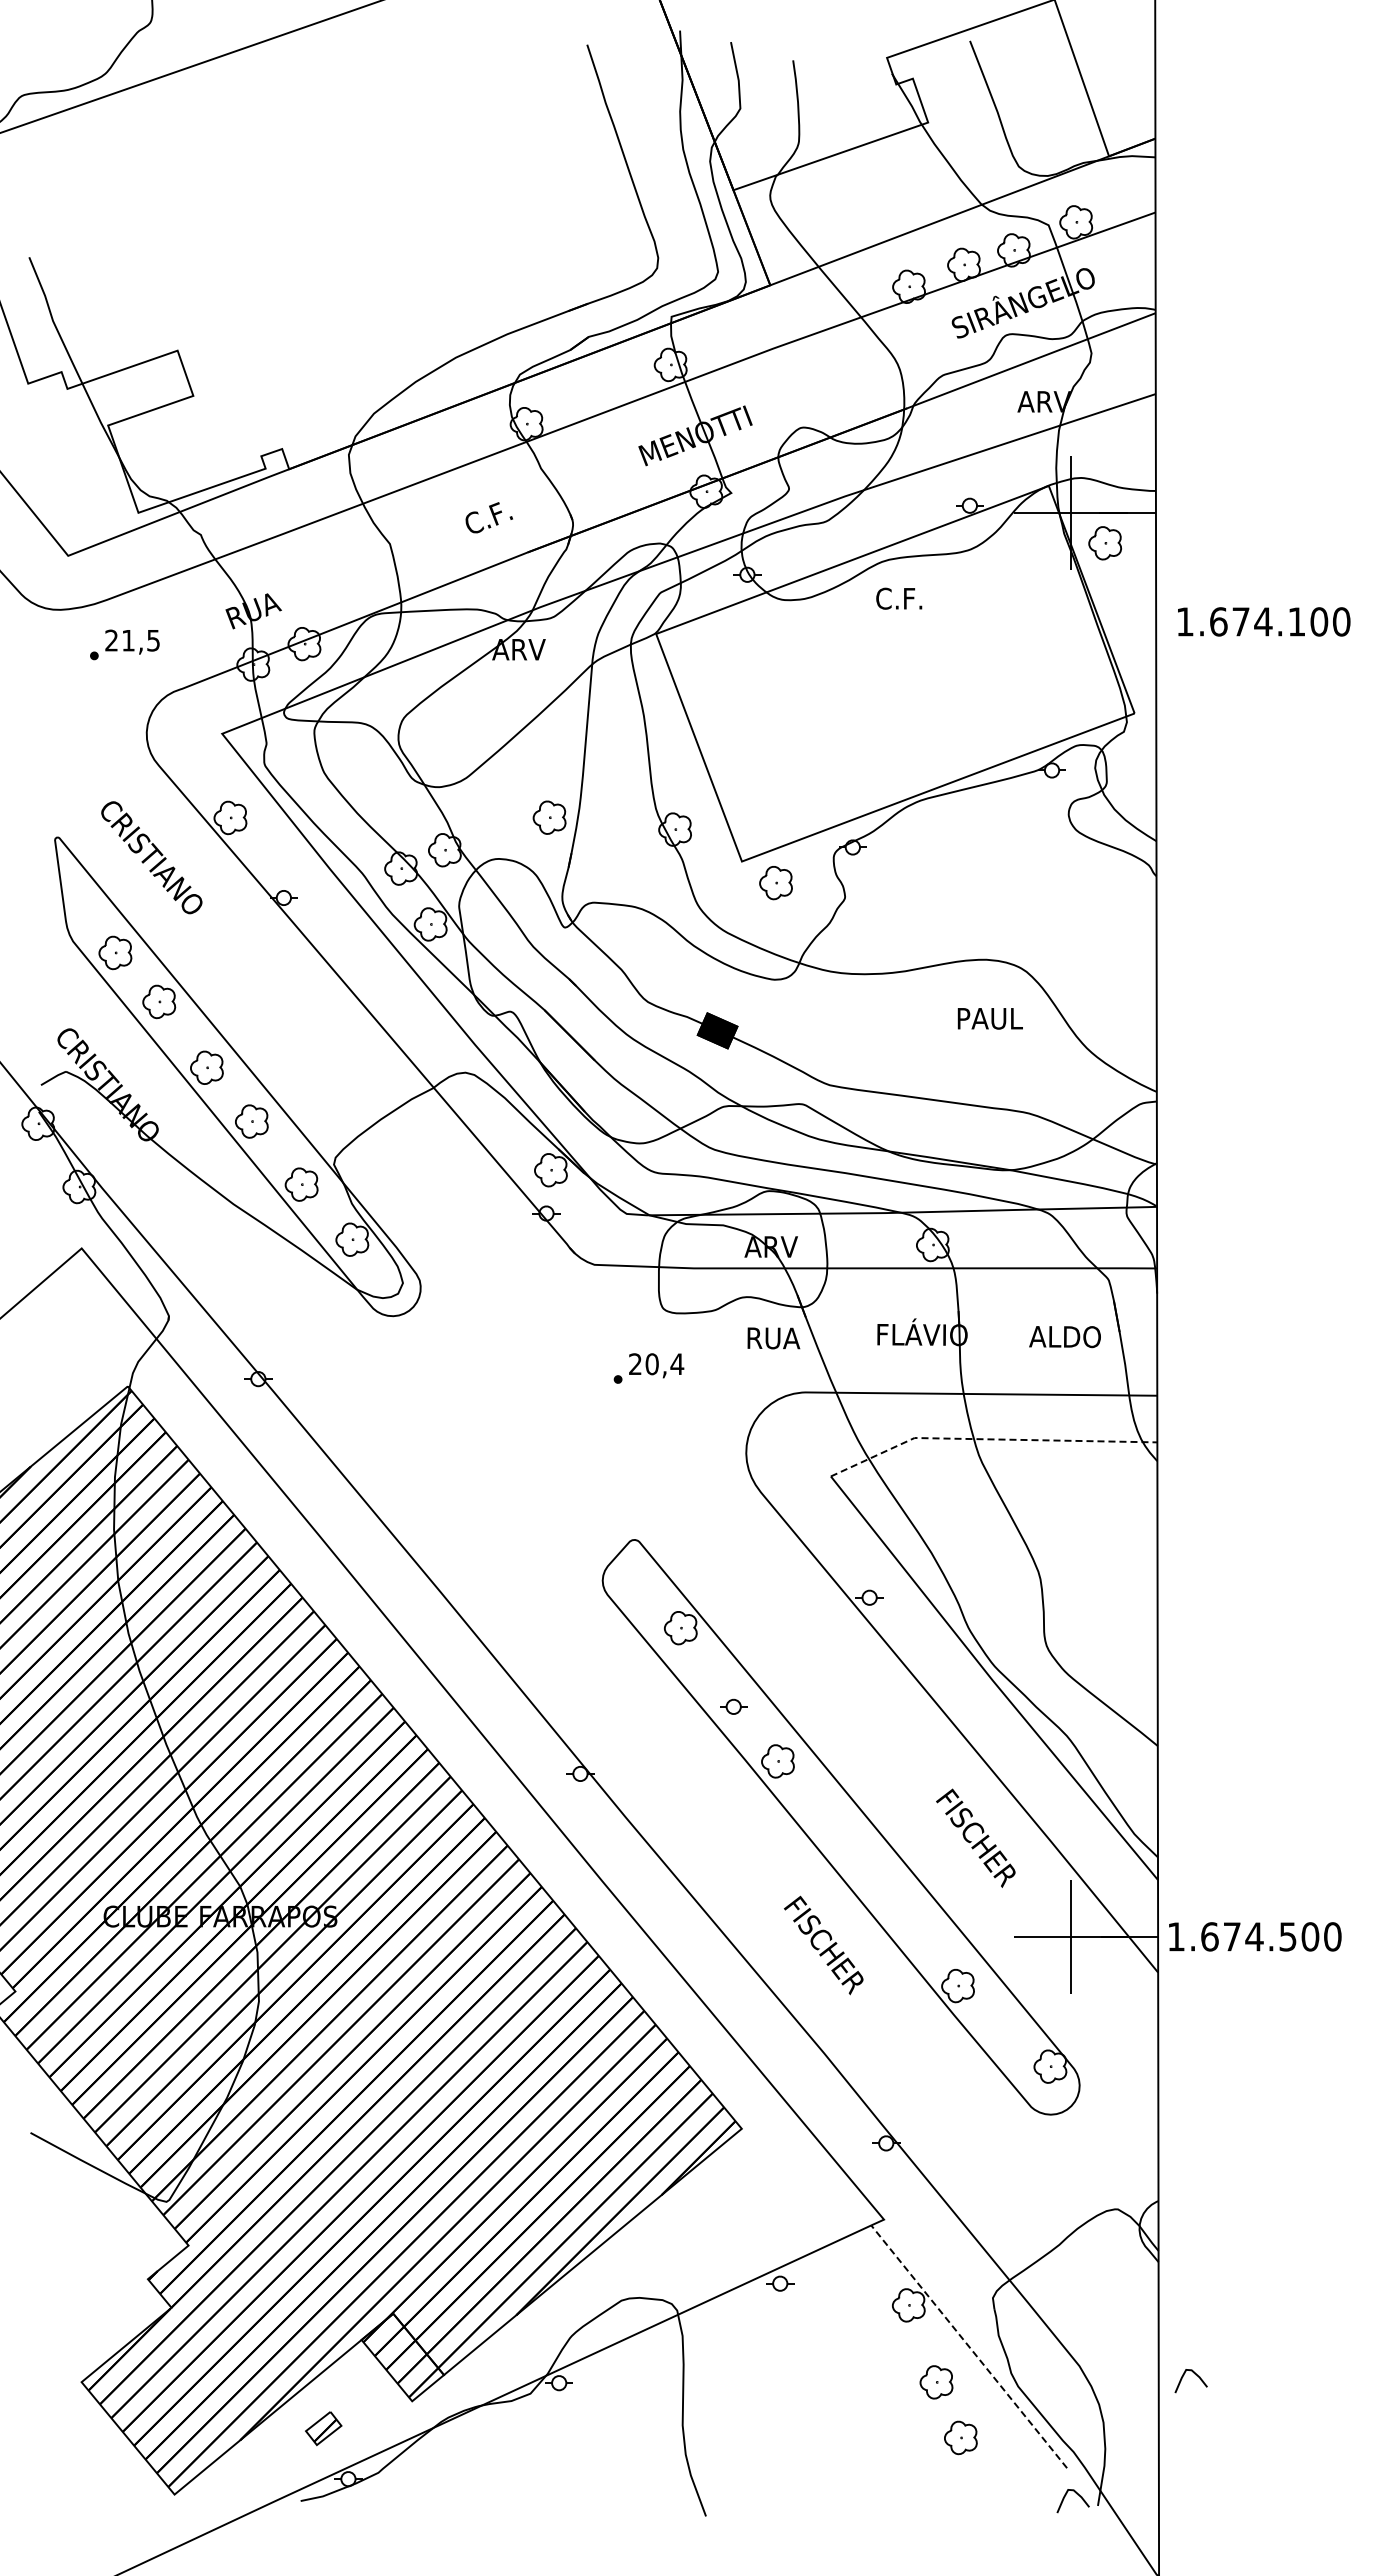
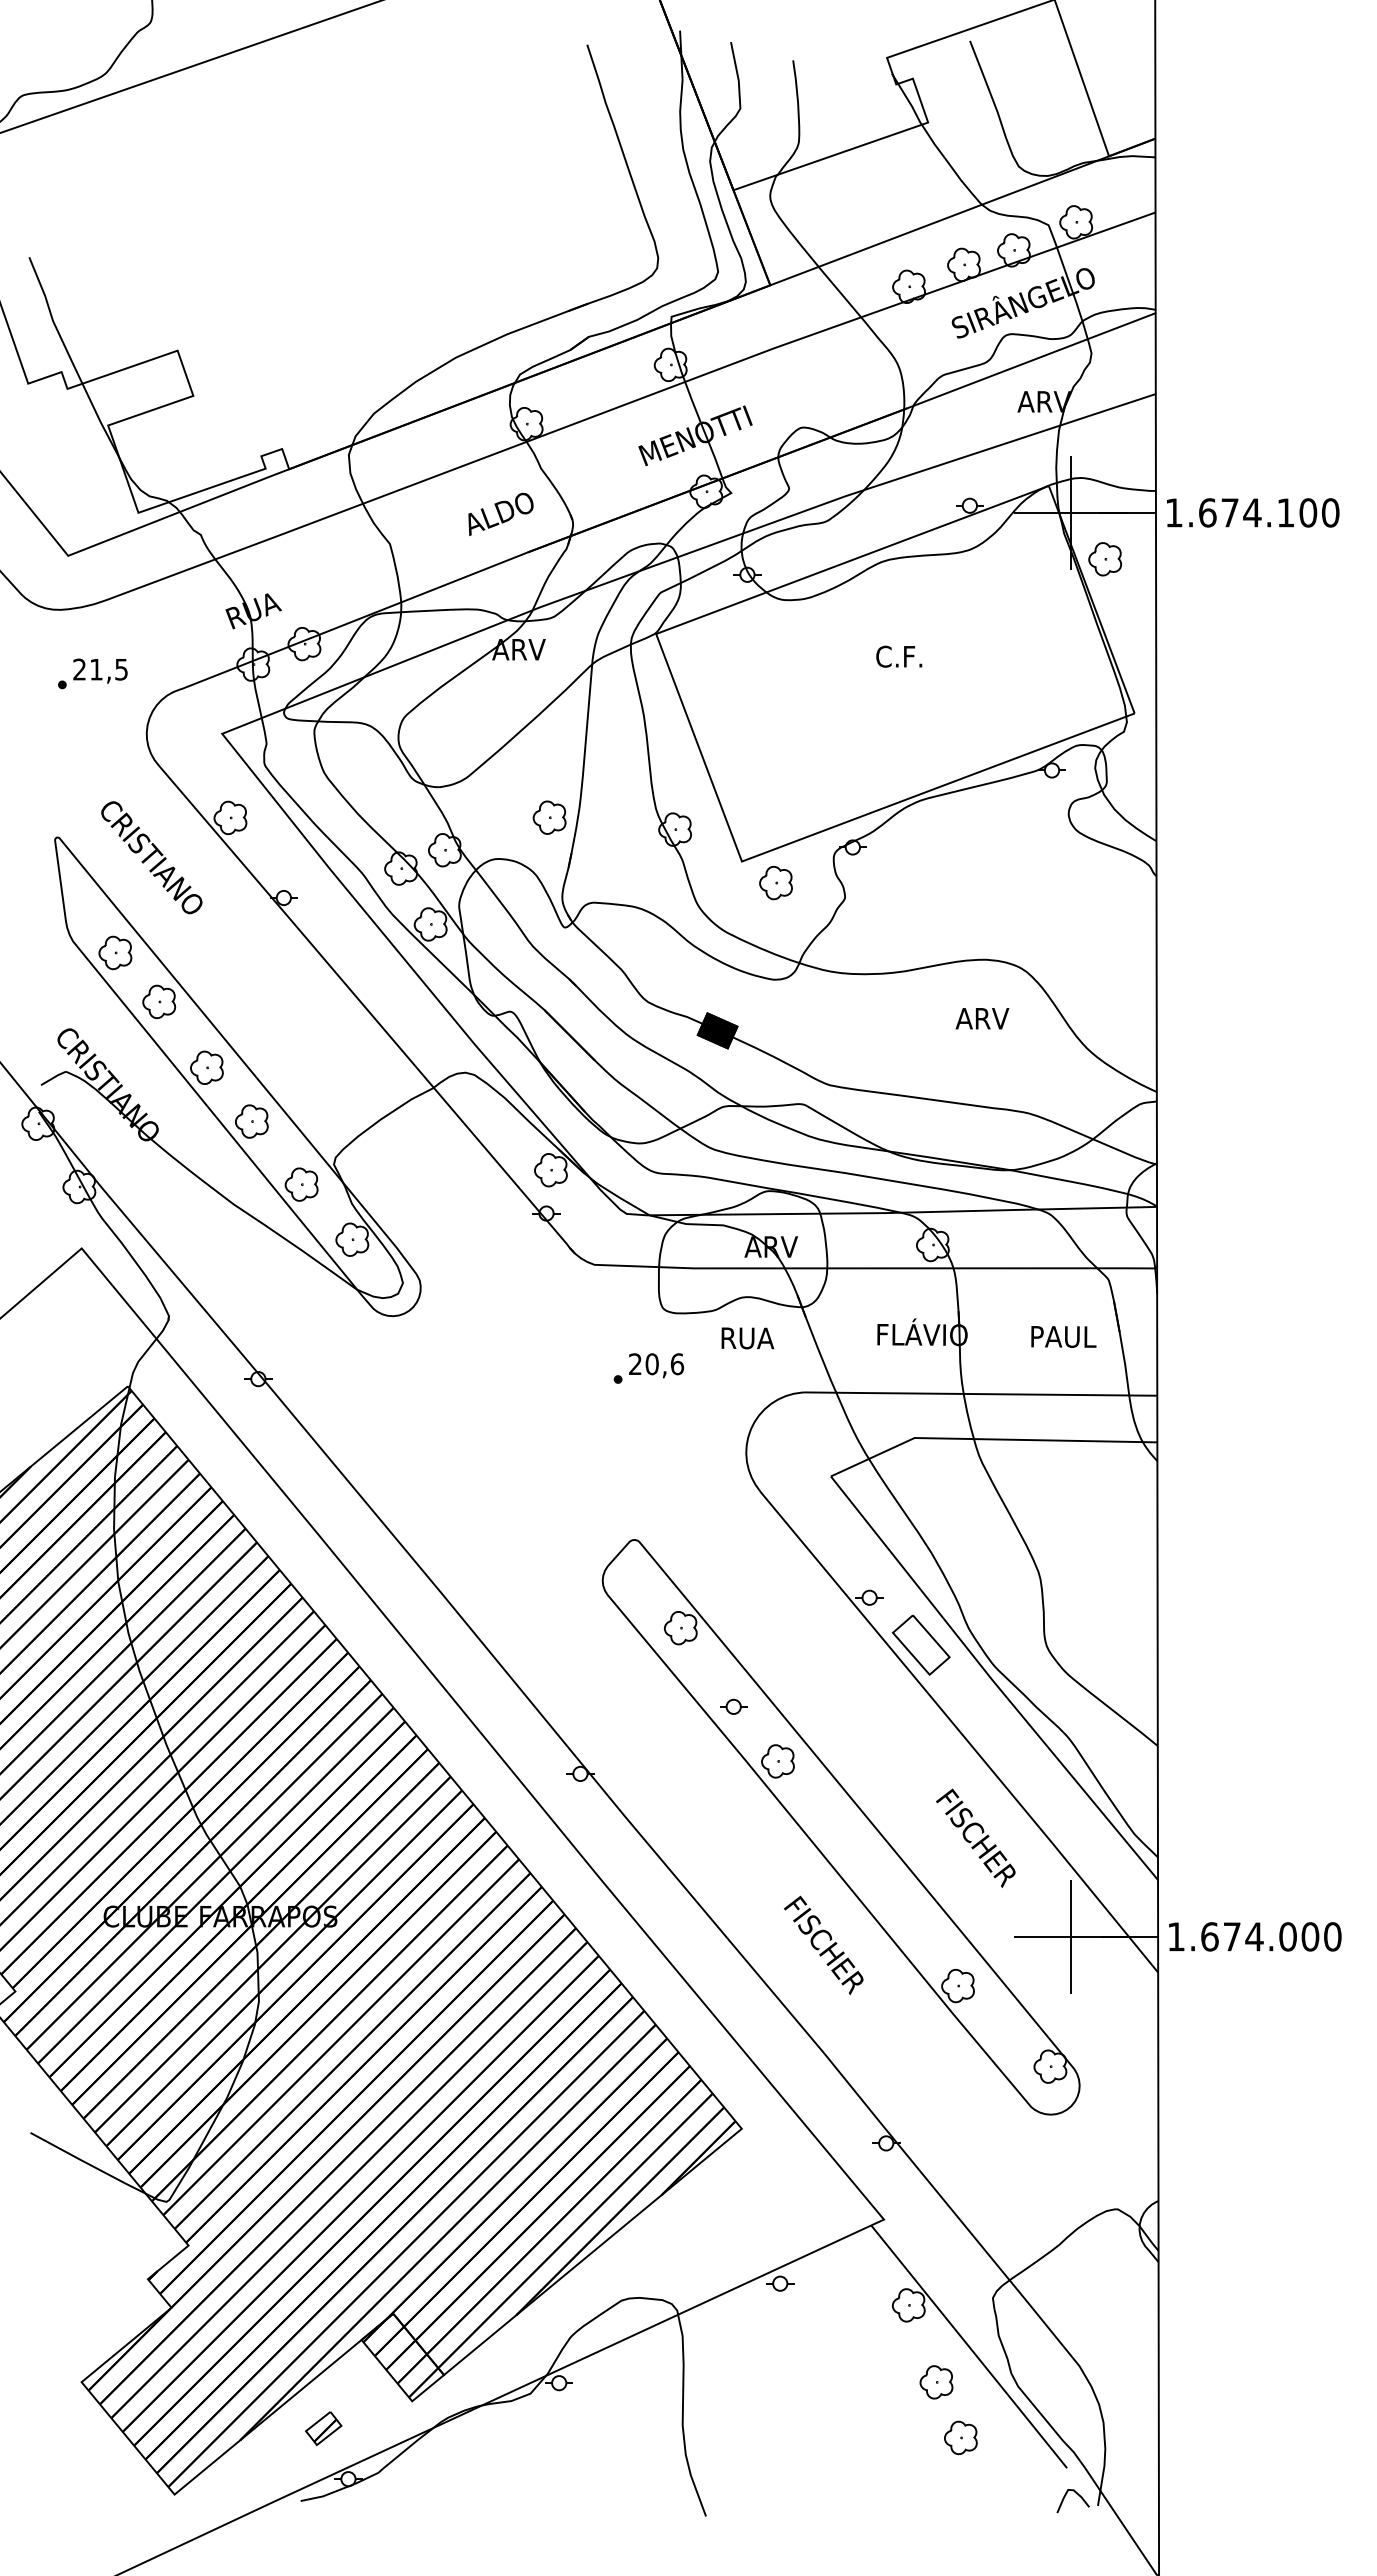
text: C.F. -> ALDO (499, 514)
part position: (1105, 543) -> (1105, 559) (1105, 559)
text position: (899, 598) -> (899, 656) (899, 656)
text position: (1264, 621) -> (1253, 512) (1253, 512)
part position: (124, 644) -> (92, 673) (92, 673)
text: PAUL -> ARV (988, 1018)
text: ALDO -> PAUL (1064, 1337)
text position: (773, 1338) -> (747, 1338) (747, 1338)
text: 20,4 -> 20,6 (677, 1364)
line: dashed -> solid (989, 1439)
part: none -> present (920, 1644)
text: 1.674.500 -> 1.674.000 (1287, 1936)
line: dashed -> solid (969, 2346)
curve: present -> none (1194, 2374)
